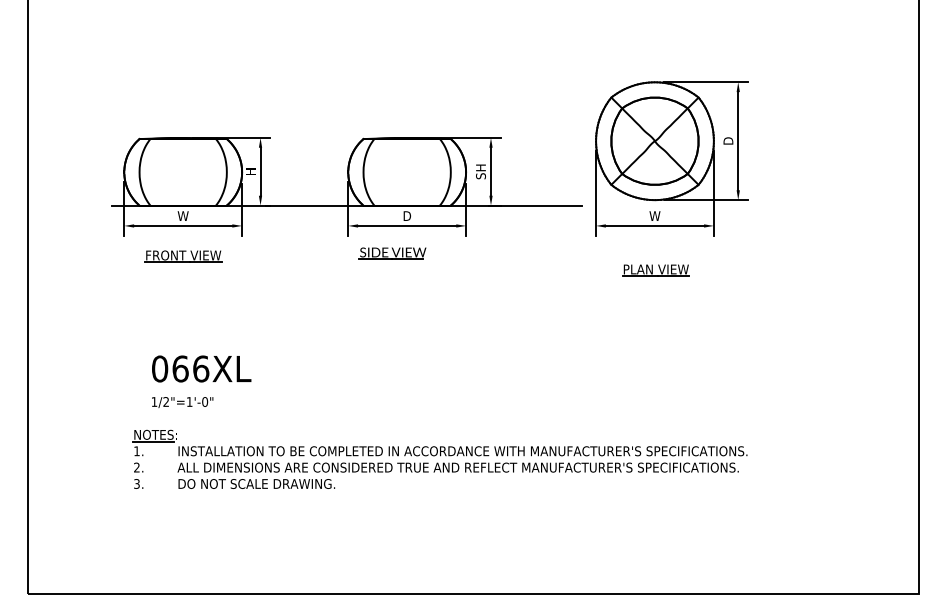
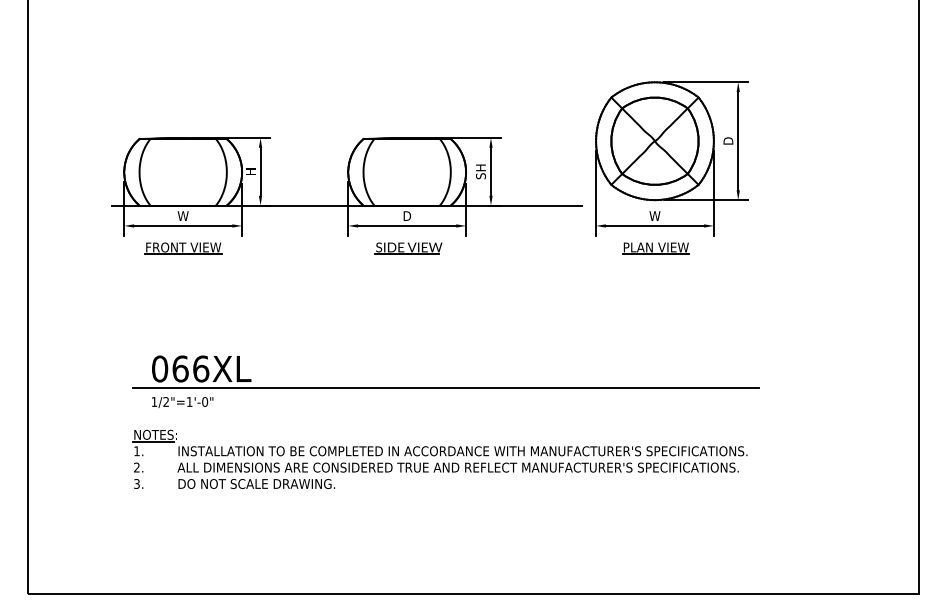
part position: (392, 253) -> (408, 248) (408, 248)
part position: (183, 256) -> (183, 248) (183, 248)
part position: (655, 270) -> (655, 248) (655, 248)
line: none -> present (445, 388)
